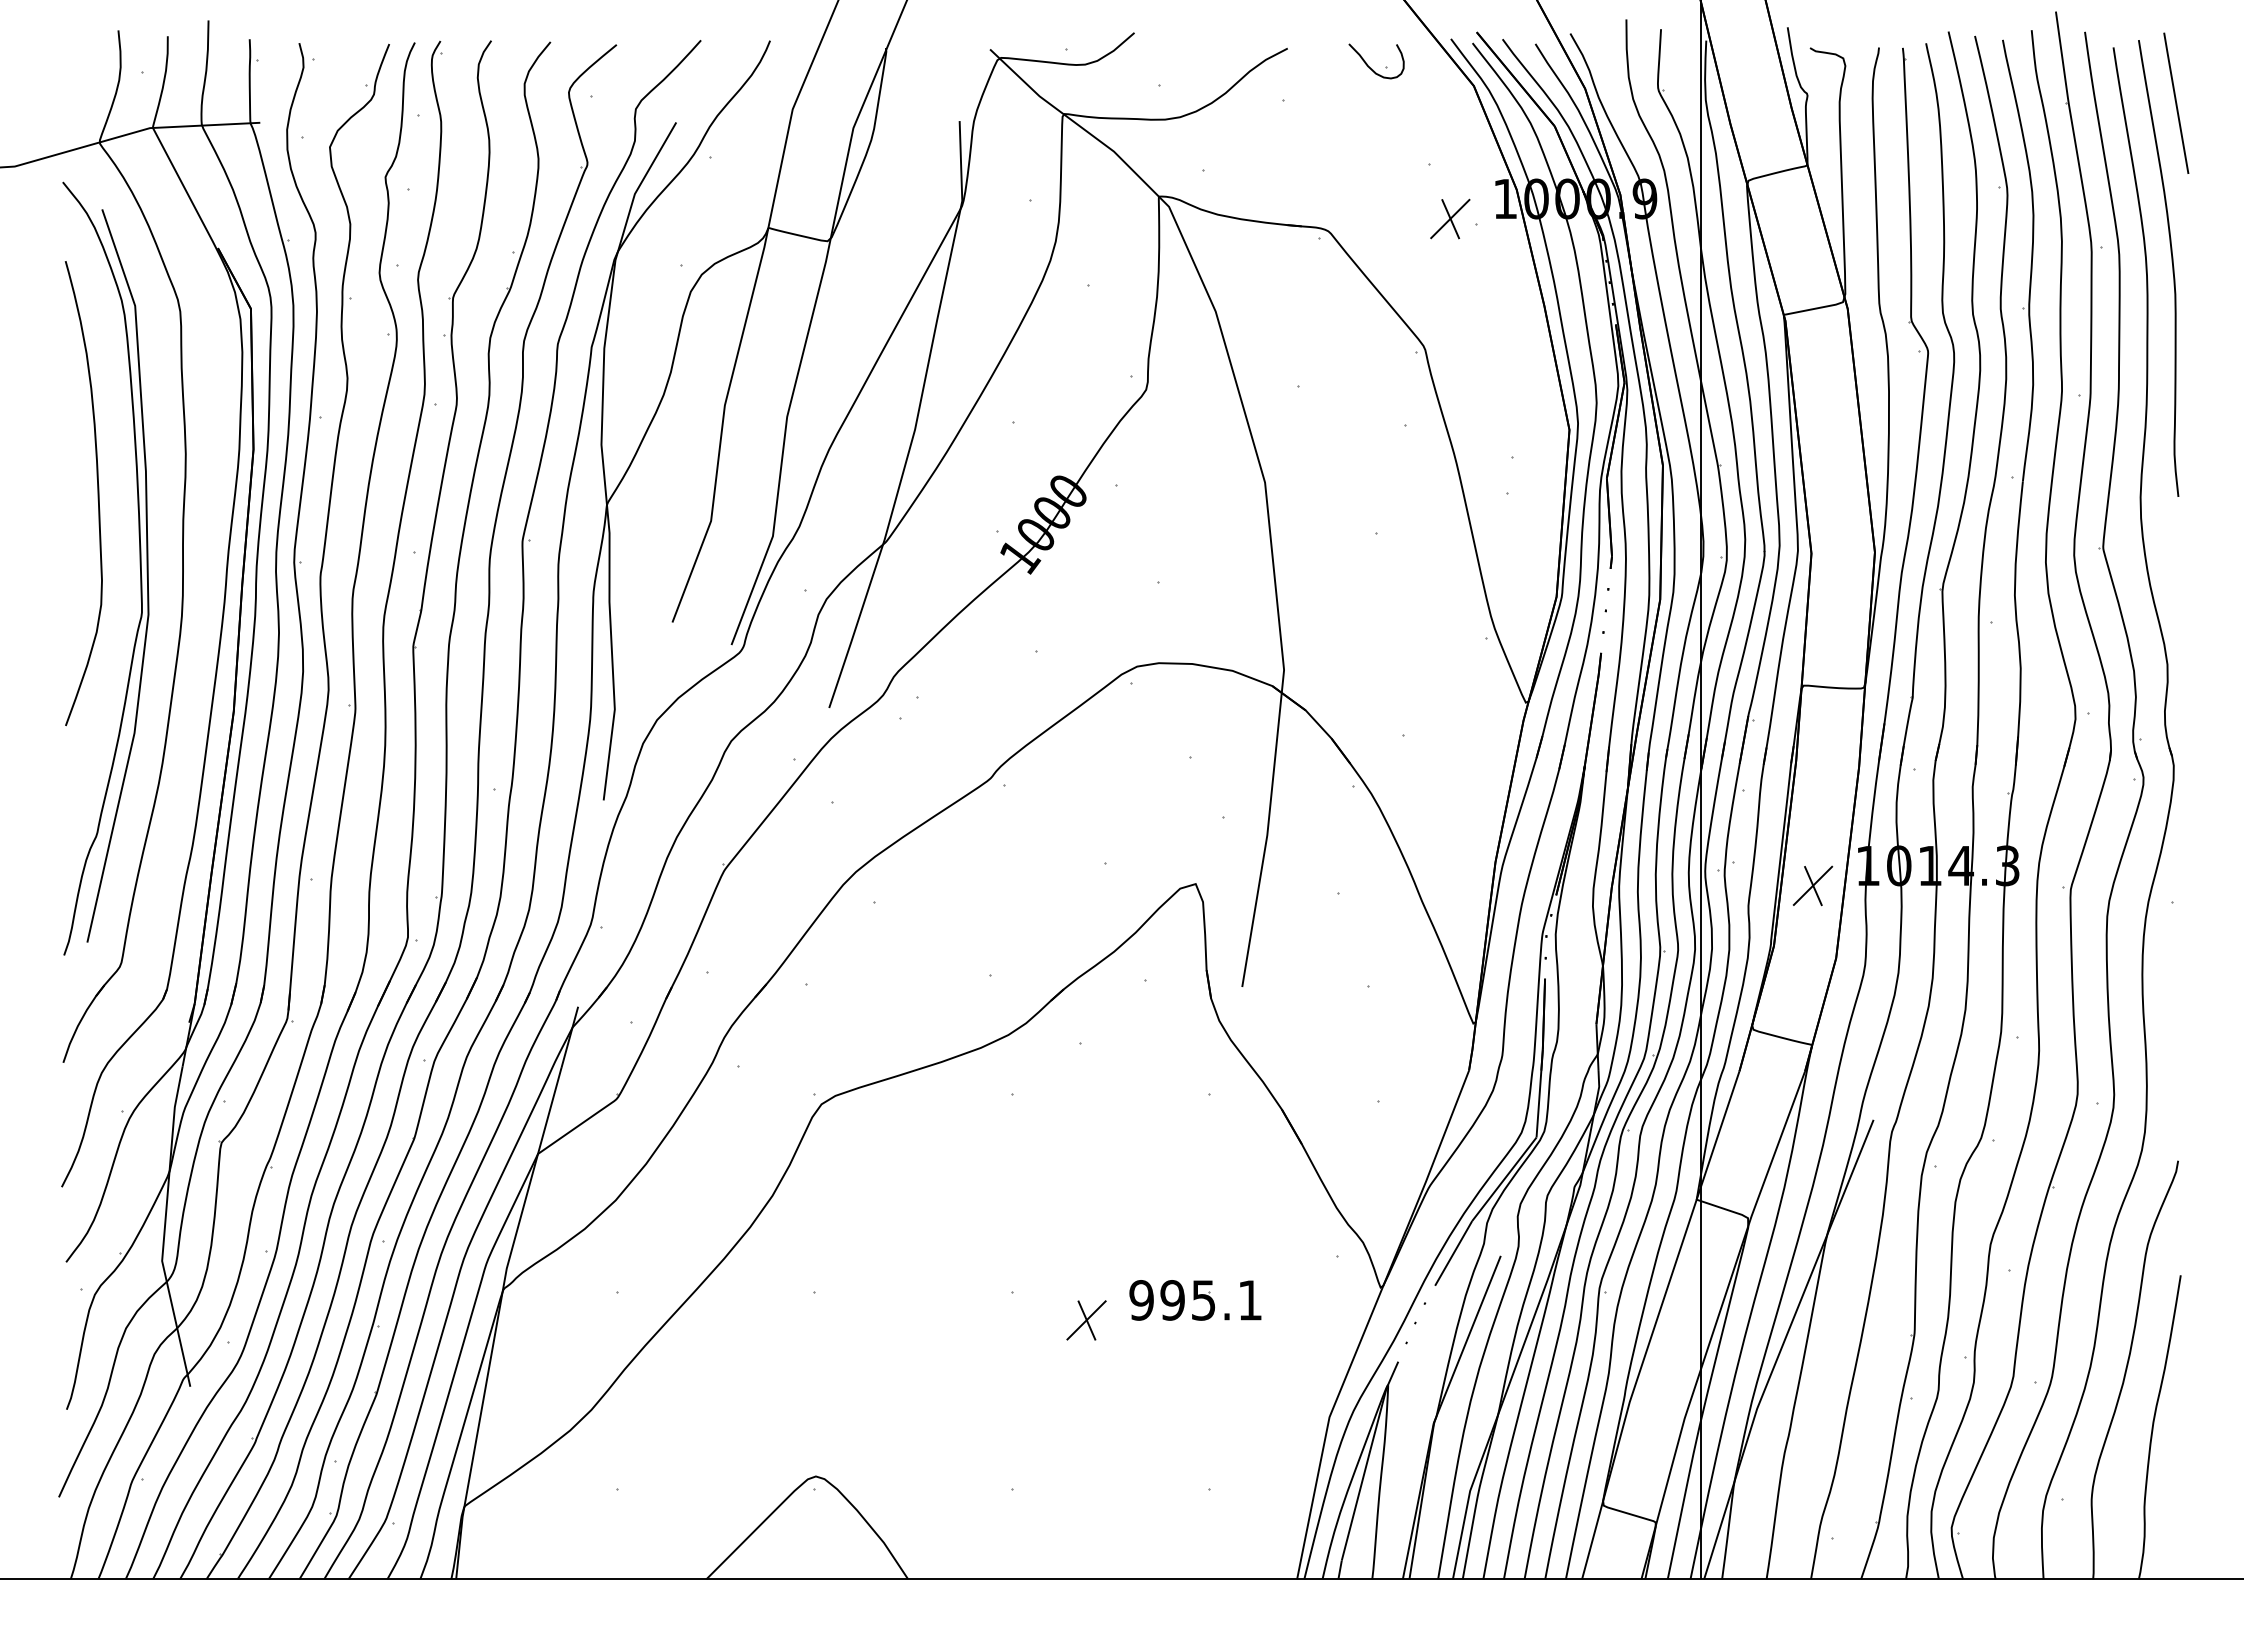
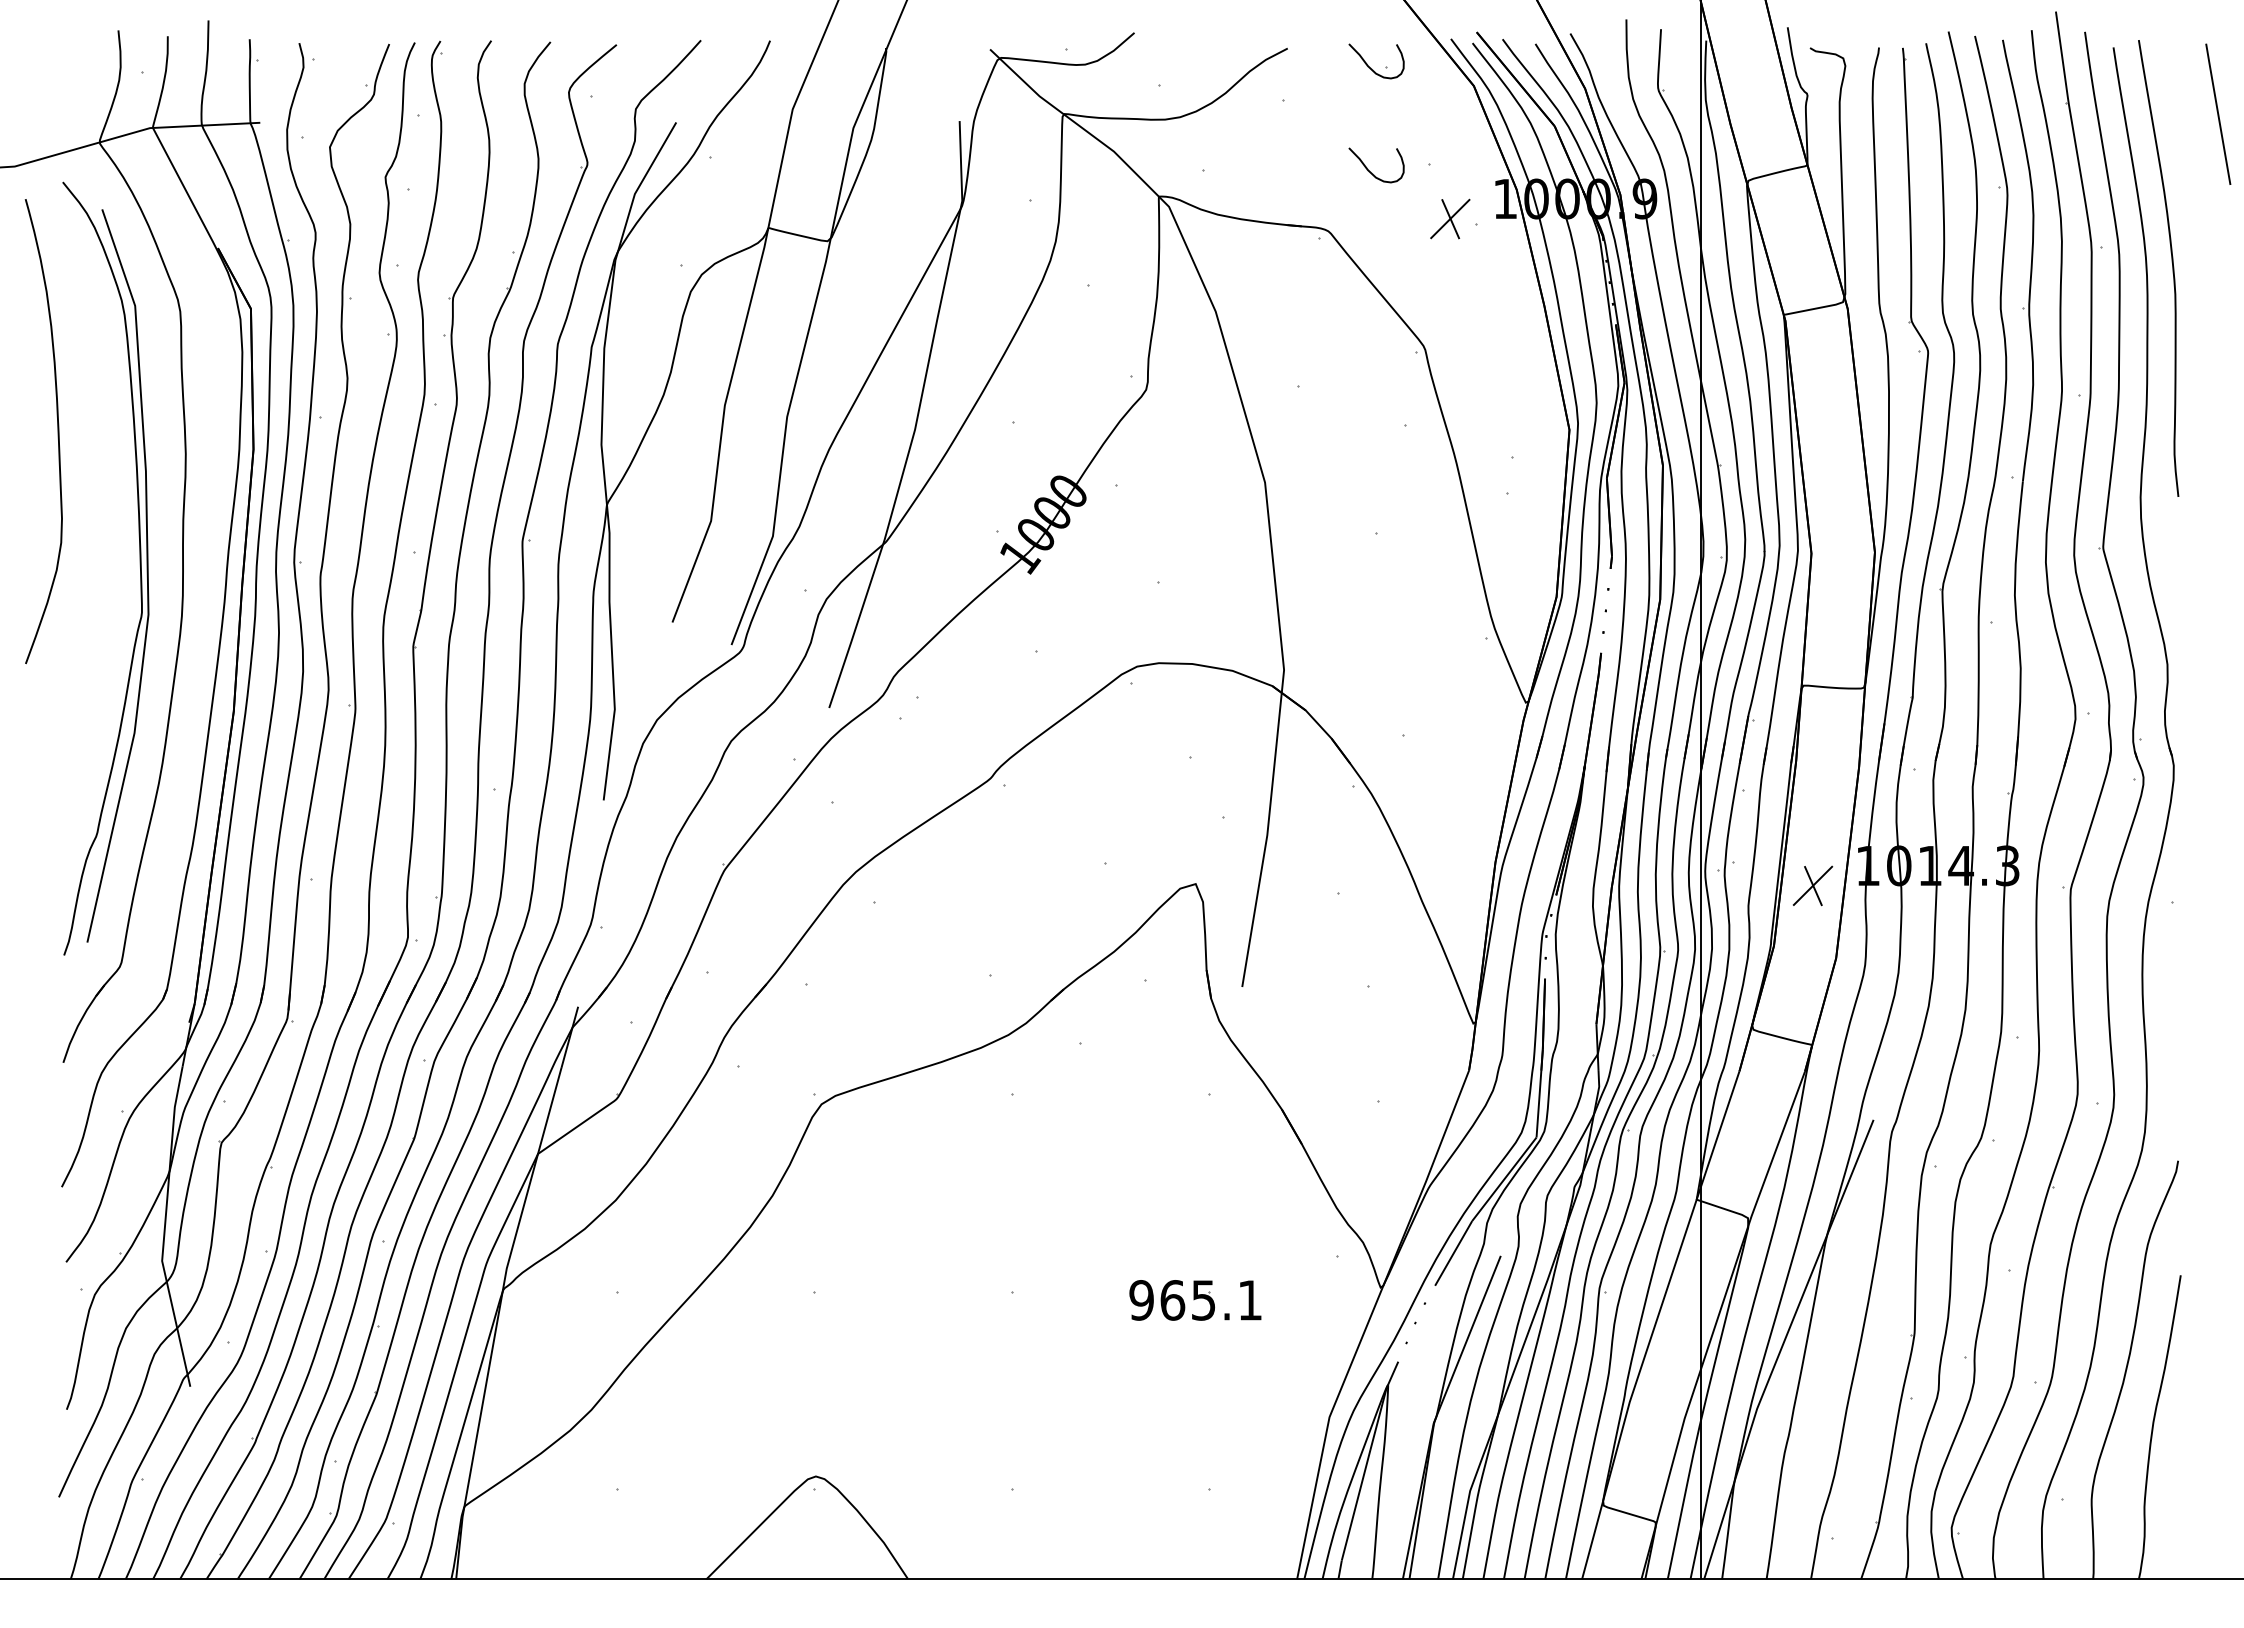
line position: (2176, 102) -> (2218, 113) (2218, 113)
curve: none -> present (1370, 171)
curve position: (97, 493) -> (57, 431) (57, 431)
text: 995.1 -> 965.1 (1172, 1300)
part: present -> none (1086, 1320)
